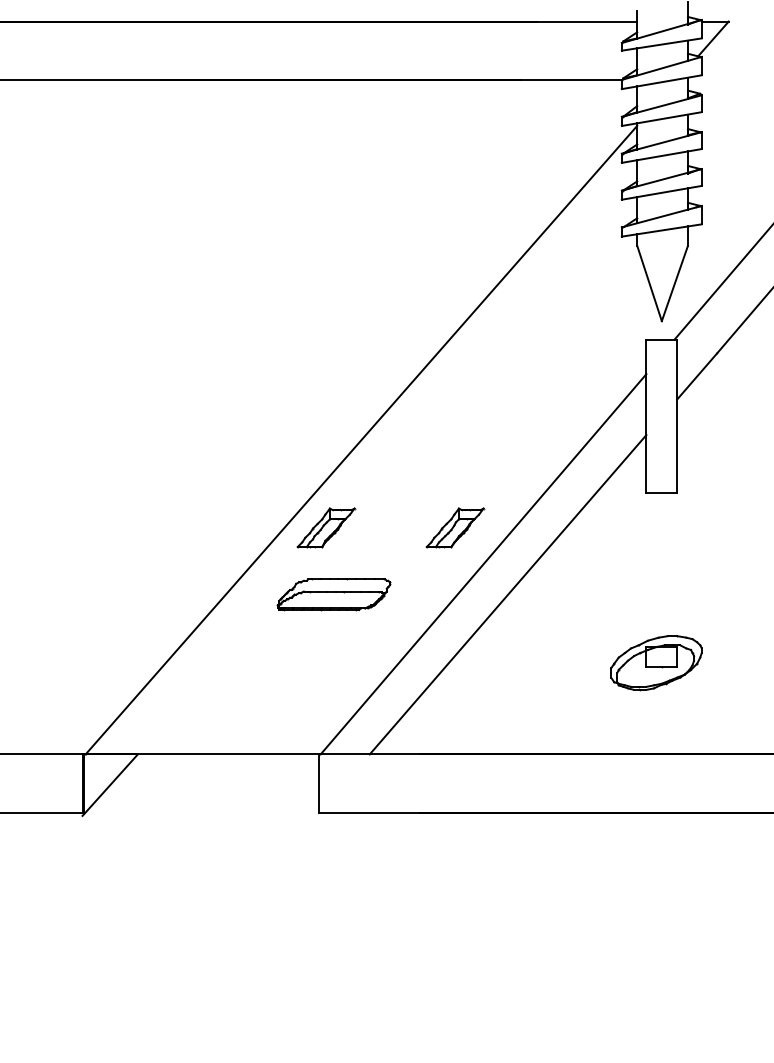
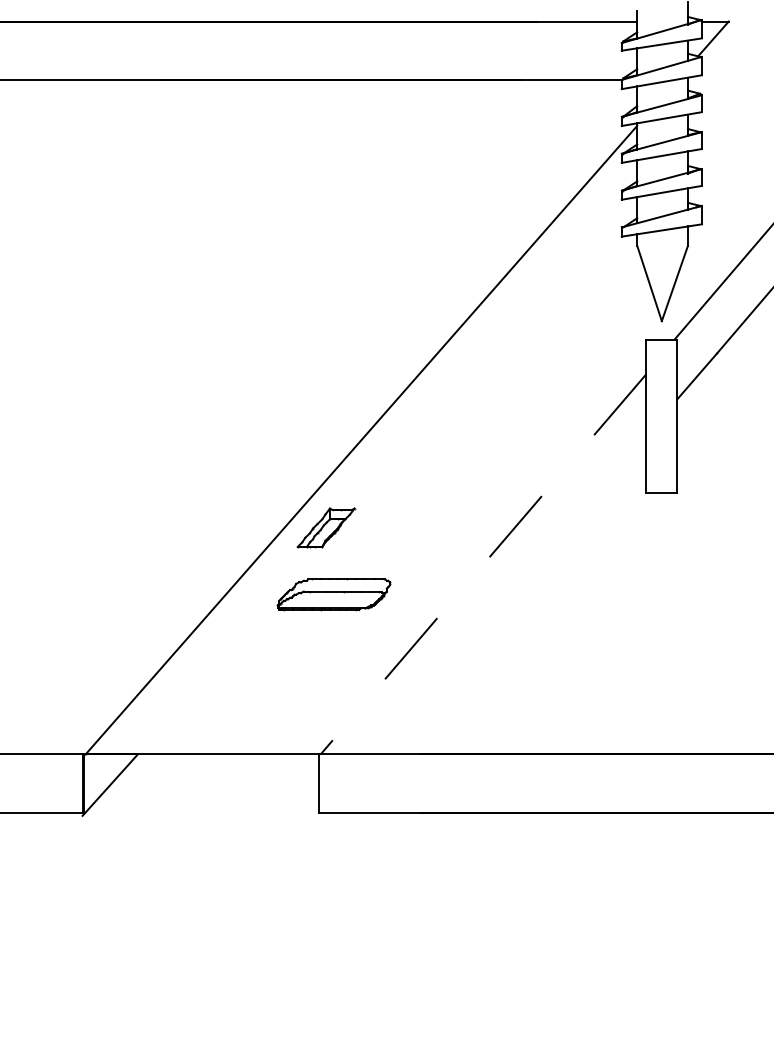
part: present -> none (455, 527)
line: solid -> dashed (483, 564)
line: present -> none (507, 594)
part: present -> none (656, 663)
